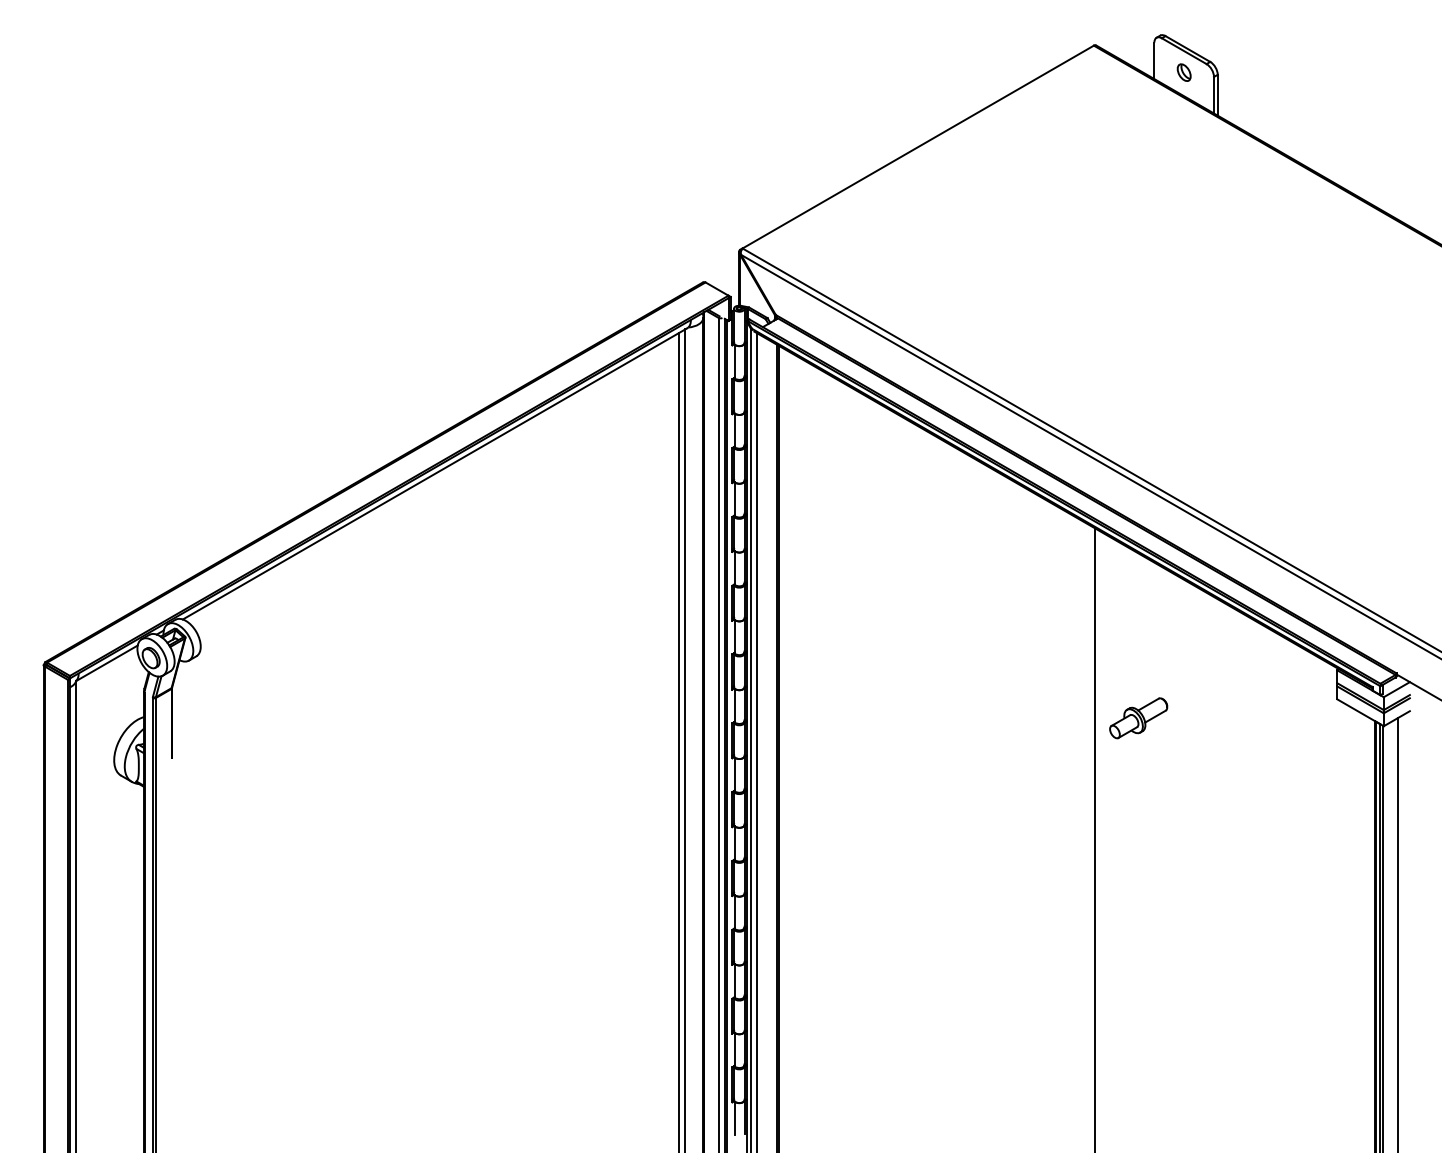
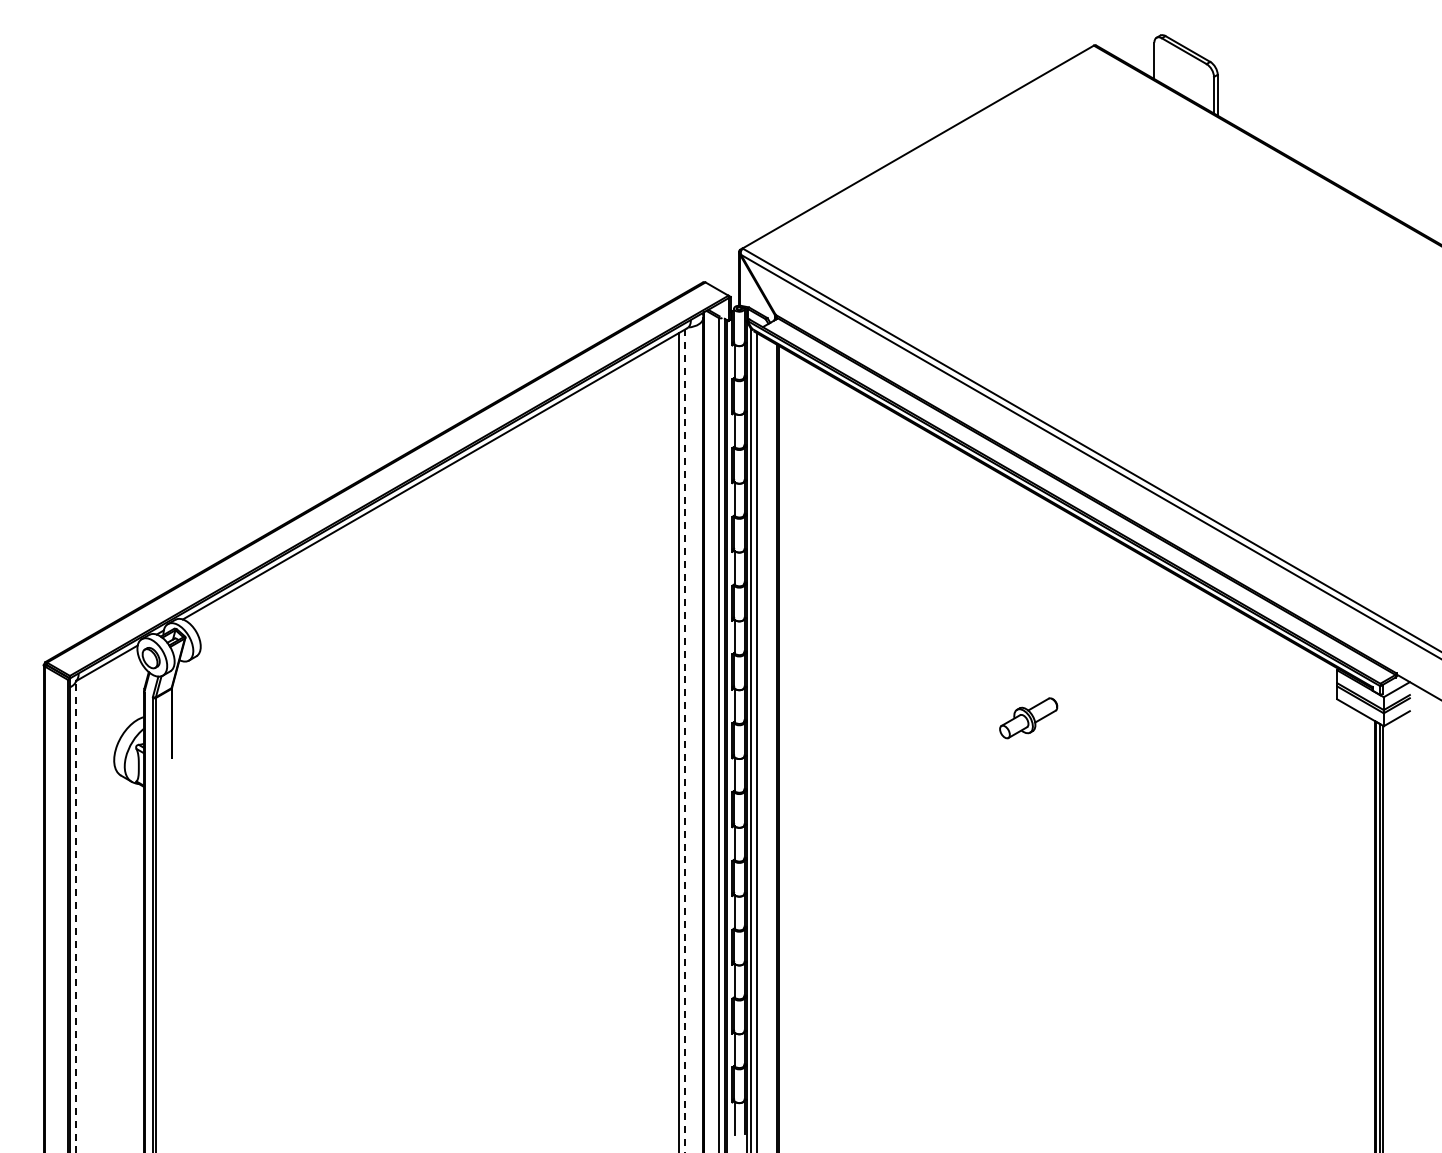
part: present -> none (1183, 72)
part position: (1138, 718) -> (1028, 718) (1028, 718)
line: solid -> dashed (685, 741)
line: present -> none (1094, 838)
line: solid -> dashed (76, 917)
line: present -> none (1397, 933)
